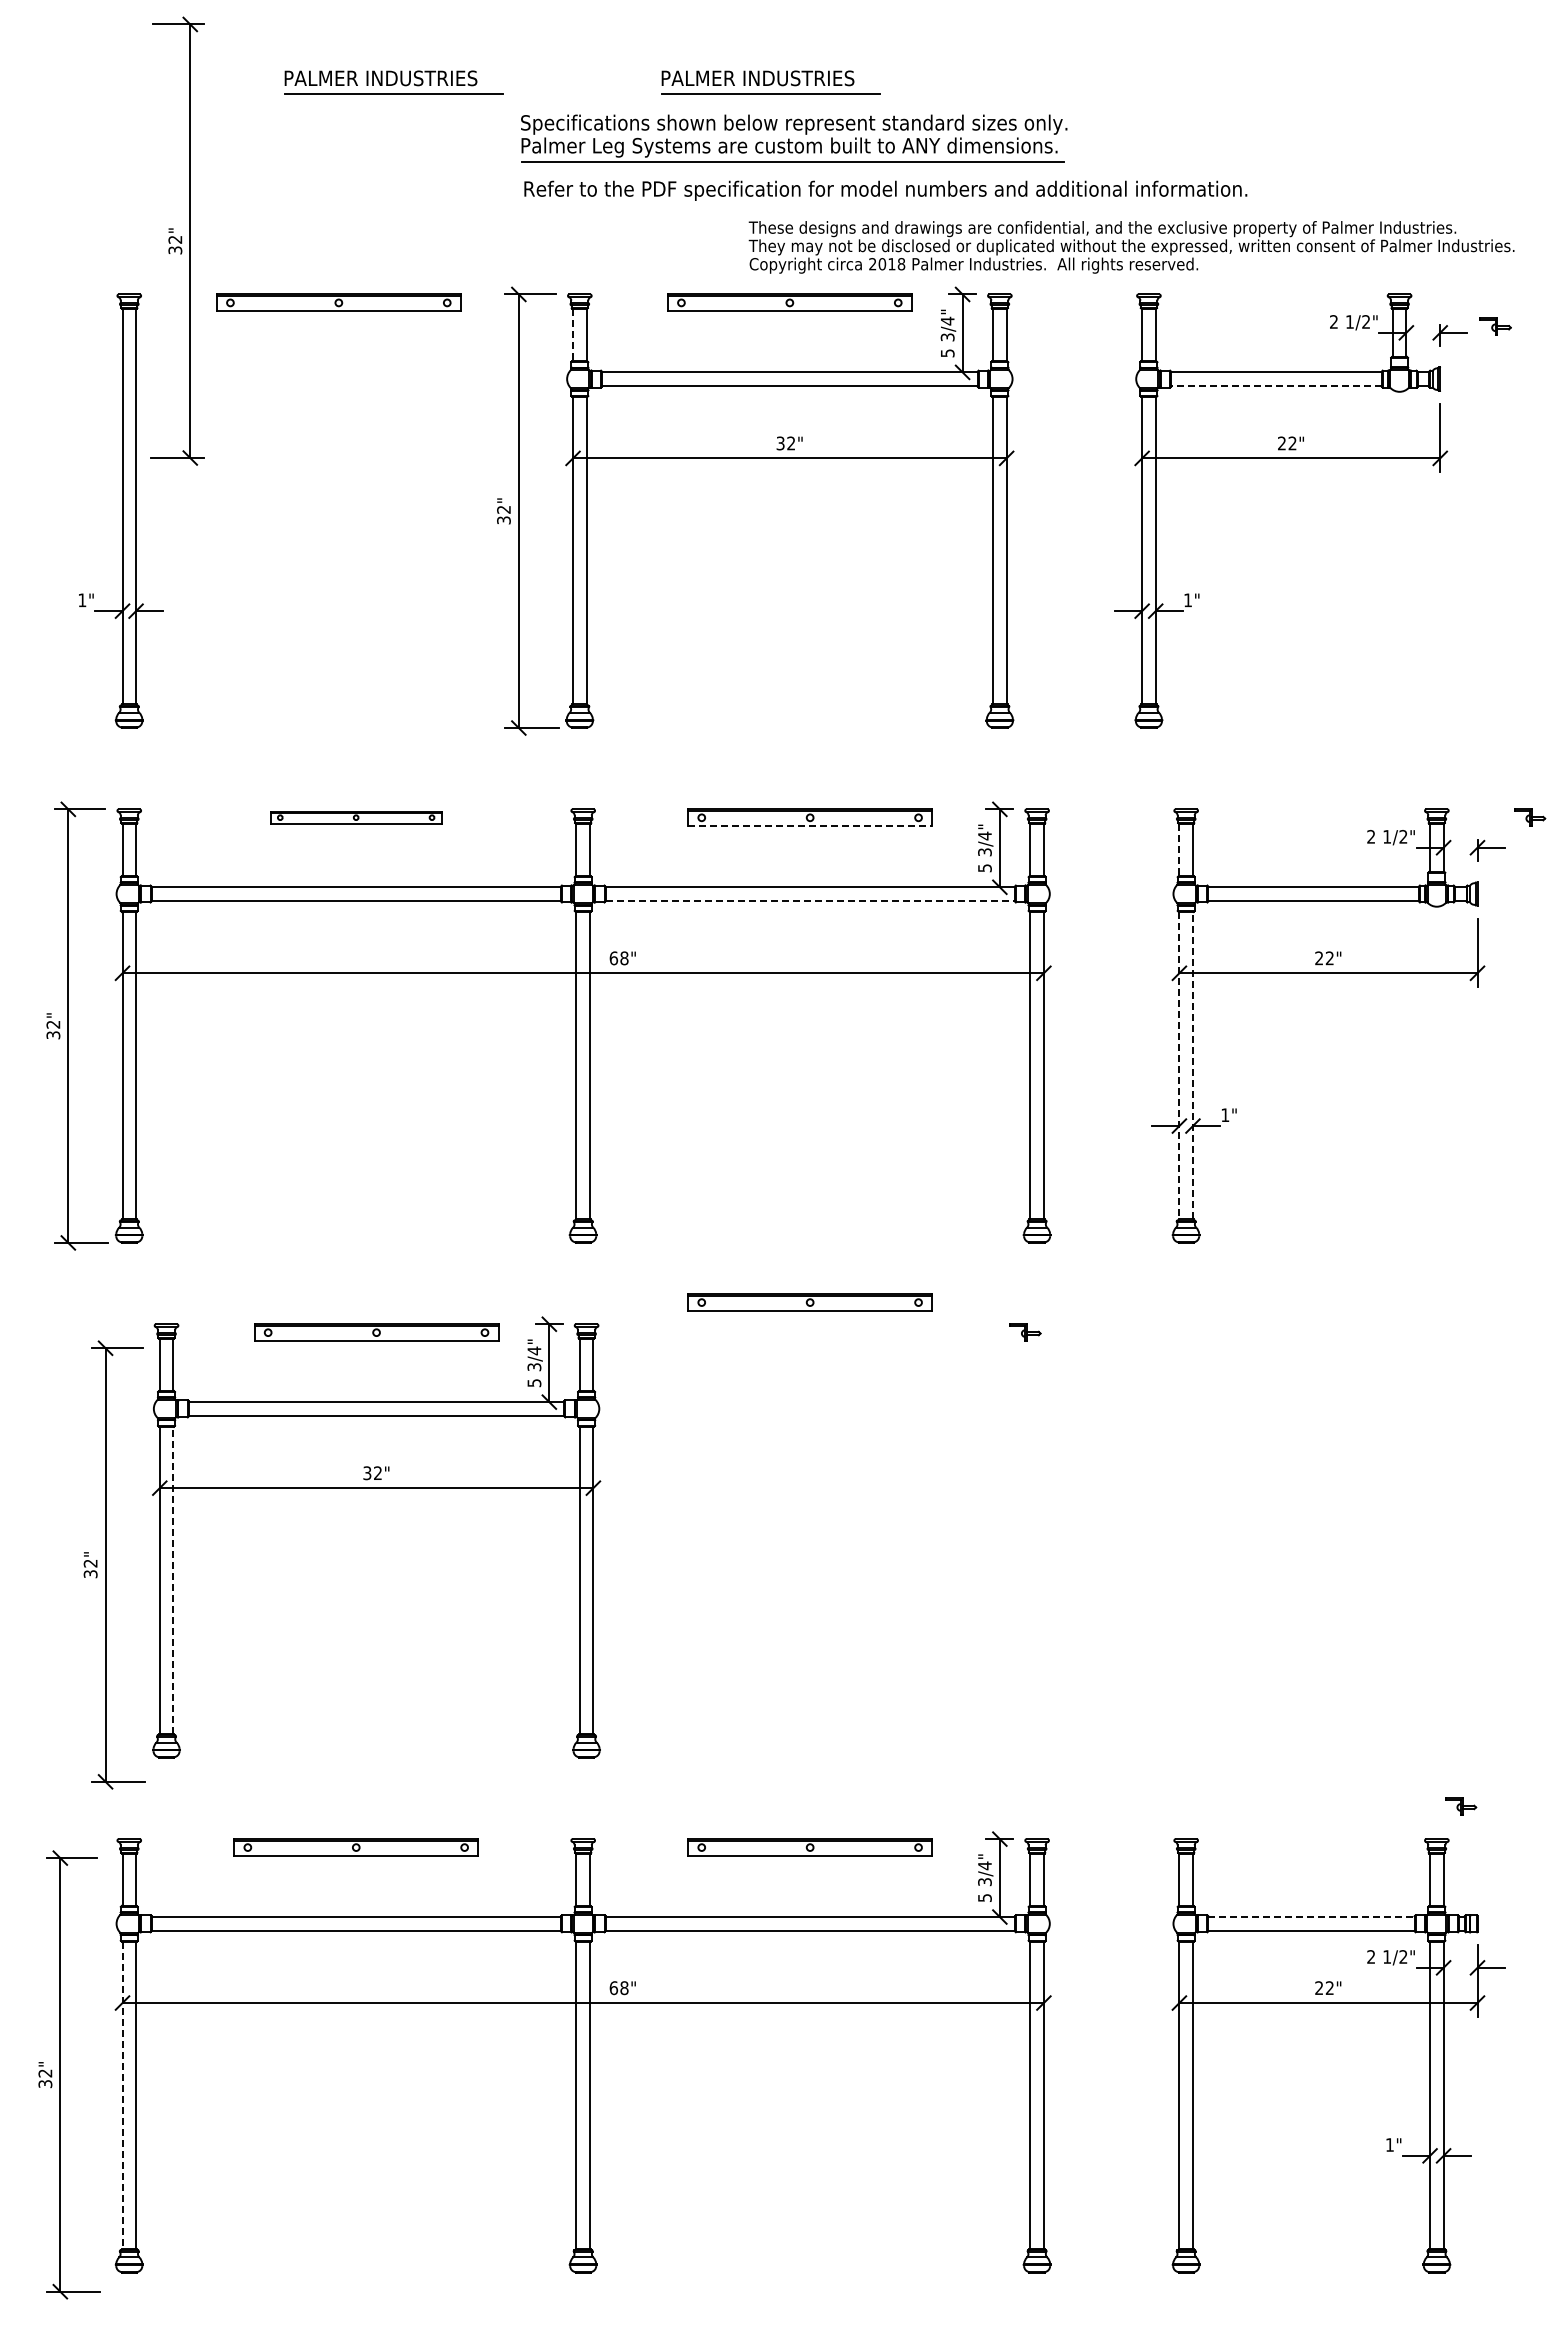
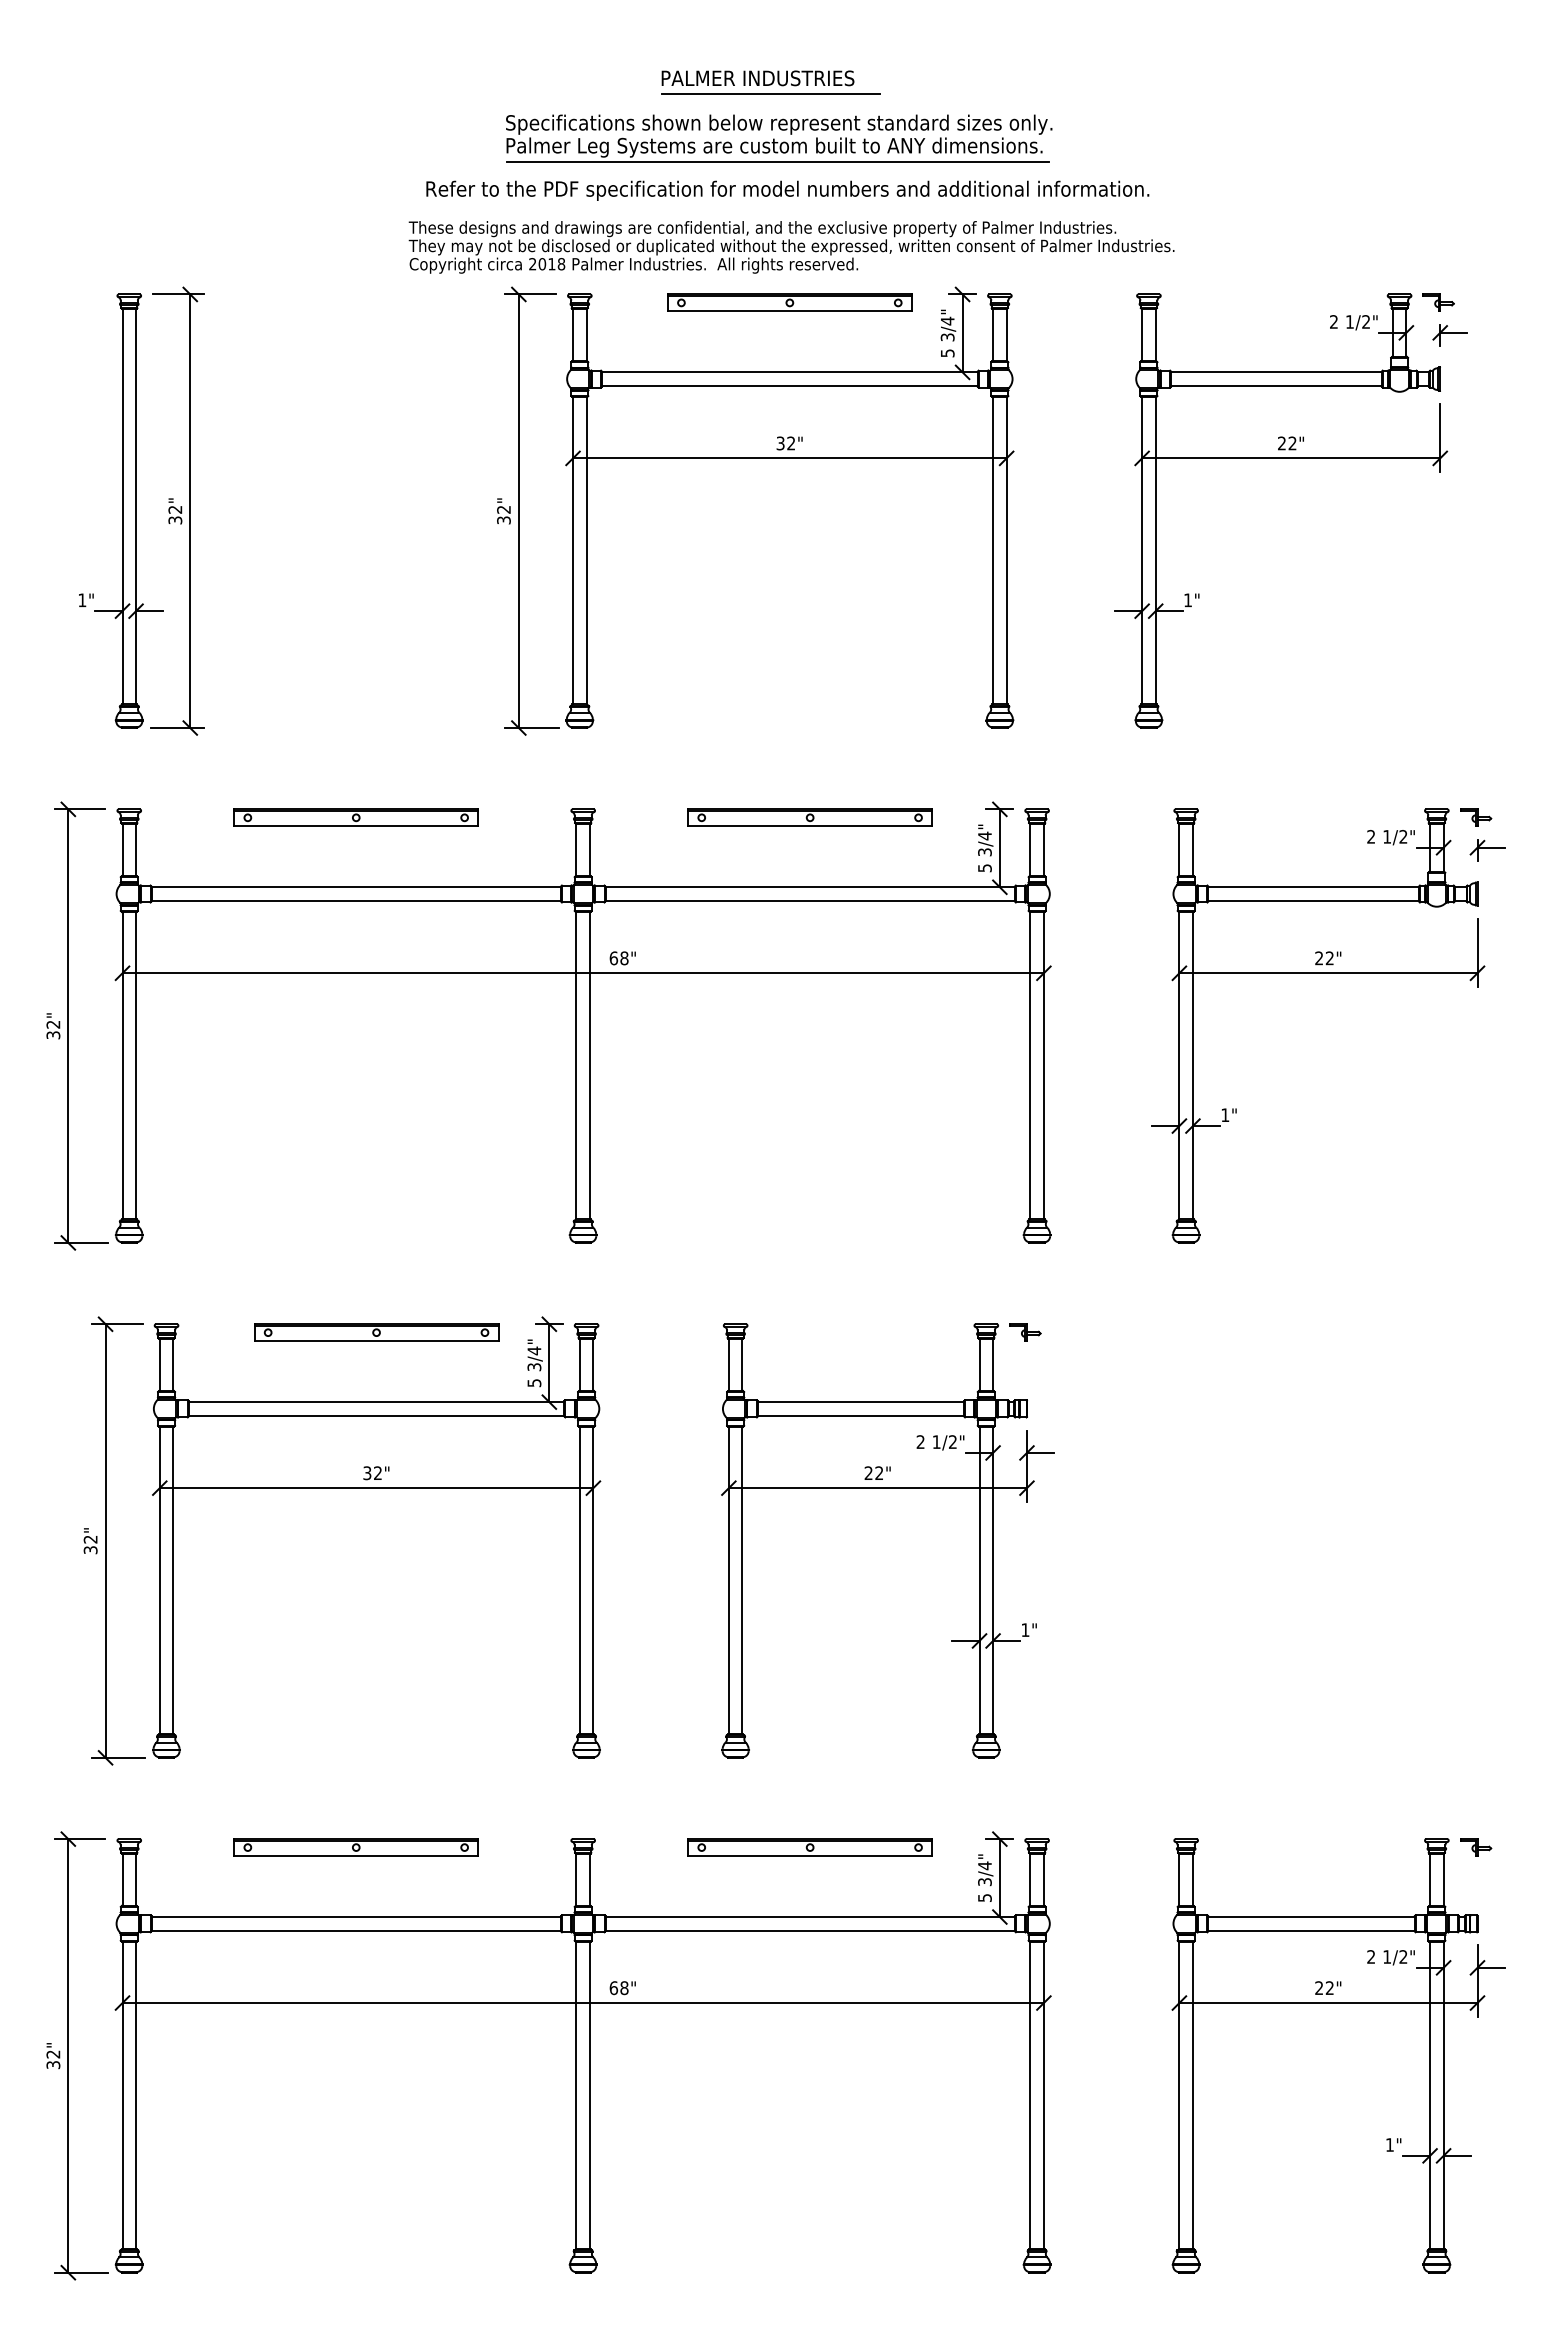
part: present -> none (393, 82)
part position: (794, 138) -> (779, 138) (779, 138)
text position: (885, 190) -> (787, 190) (787, 190)
part position: (177, 240) -> (177, 510) (177, 510)
text position: (1131, 247) -> (791, 247) (791, 247)
part: present -> none (338, 302)
part position: (1495, 326) -> (1438, 302) (1438, 302)
line: dashed -> solid (573, 335)
line: dashed -> solid (1275, 385)
part size: 173x14 px -> 246x19 px (355, 817)
part position: (1530, 817) -> (1476, 817) (1476, 817)
line: dashed -> solid (810, 826)
line: dashed -> solid (1179, 850)
line: dashed -> solid (810, 900)
line: dashed -> solid (1192, 1064)
line: dashed -> solid (1179, 1065)
part: present -> none (809, 1302)
part: none -> present (887, 1488)
part position: (106, 1564) -> (106, 1540) (106, 1540)
line: dashed -> solid (173, 1579)
part position: (1461, 1806) -> (1476, 1847) (1476, 1847)
line: dashed -> solid (1312, 1917)
part position: (60, 2074) -> (68, 2055) (68, 2055)
line: dashed -> solid (122, 2095)
